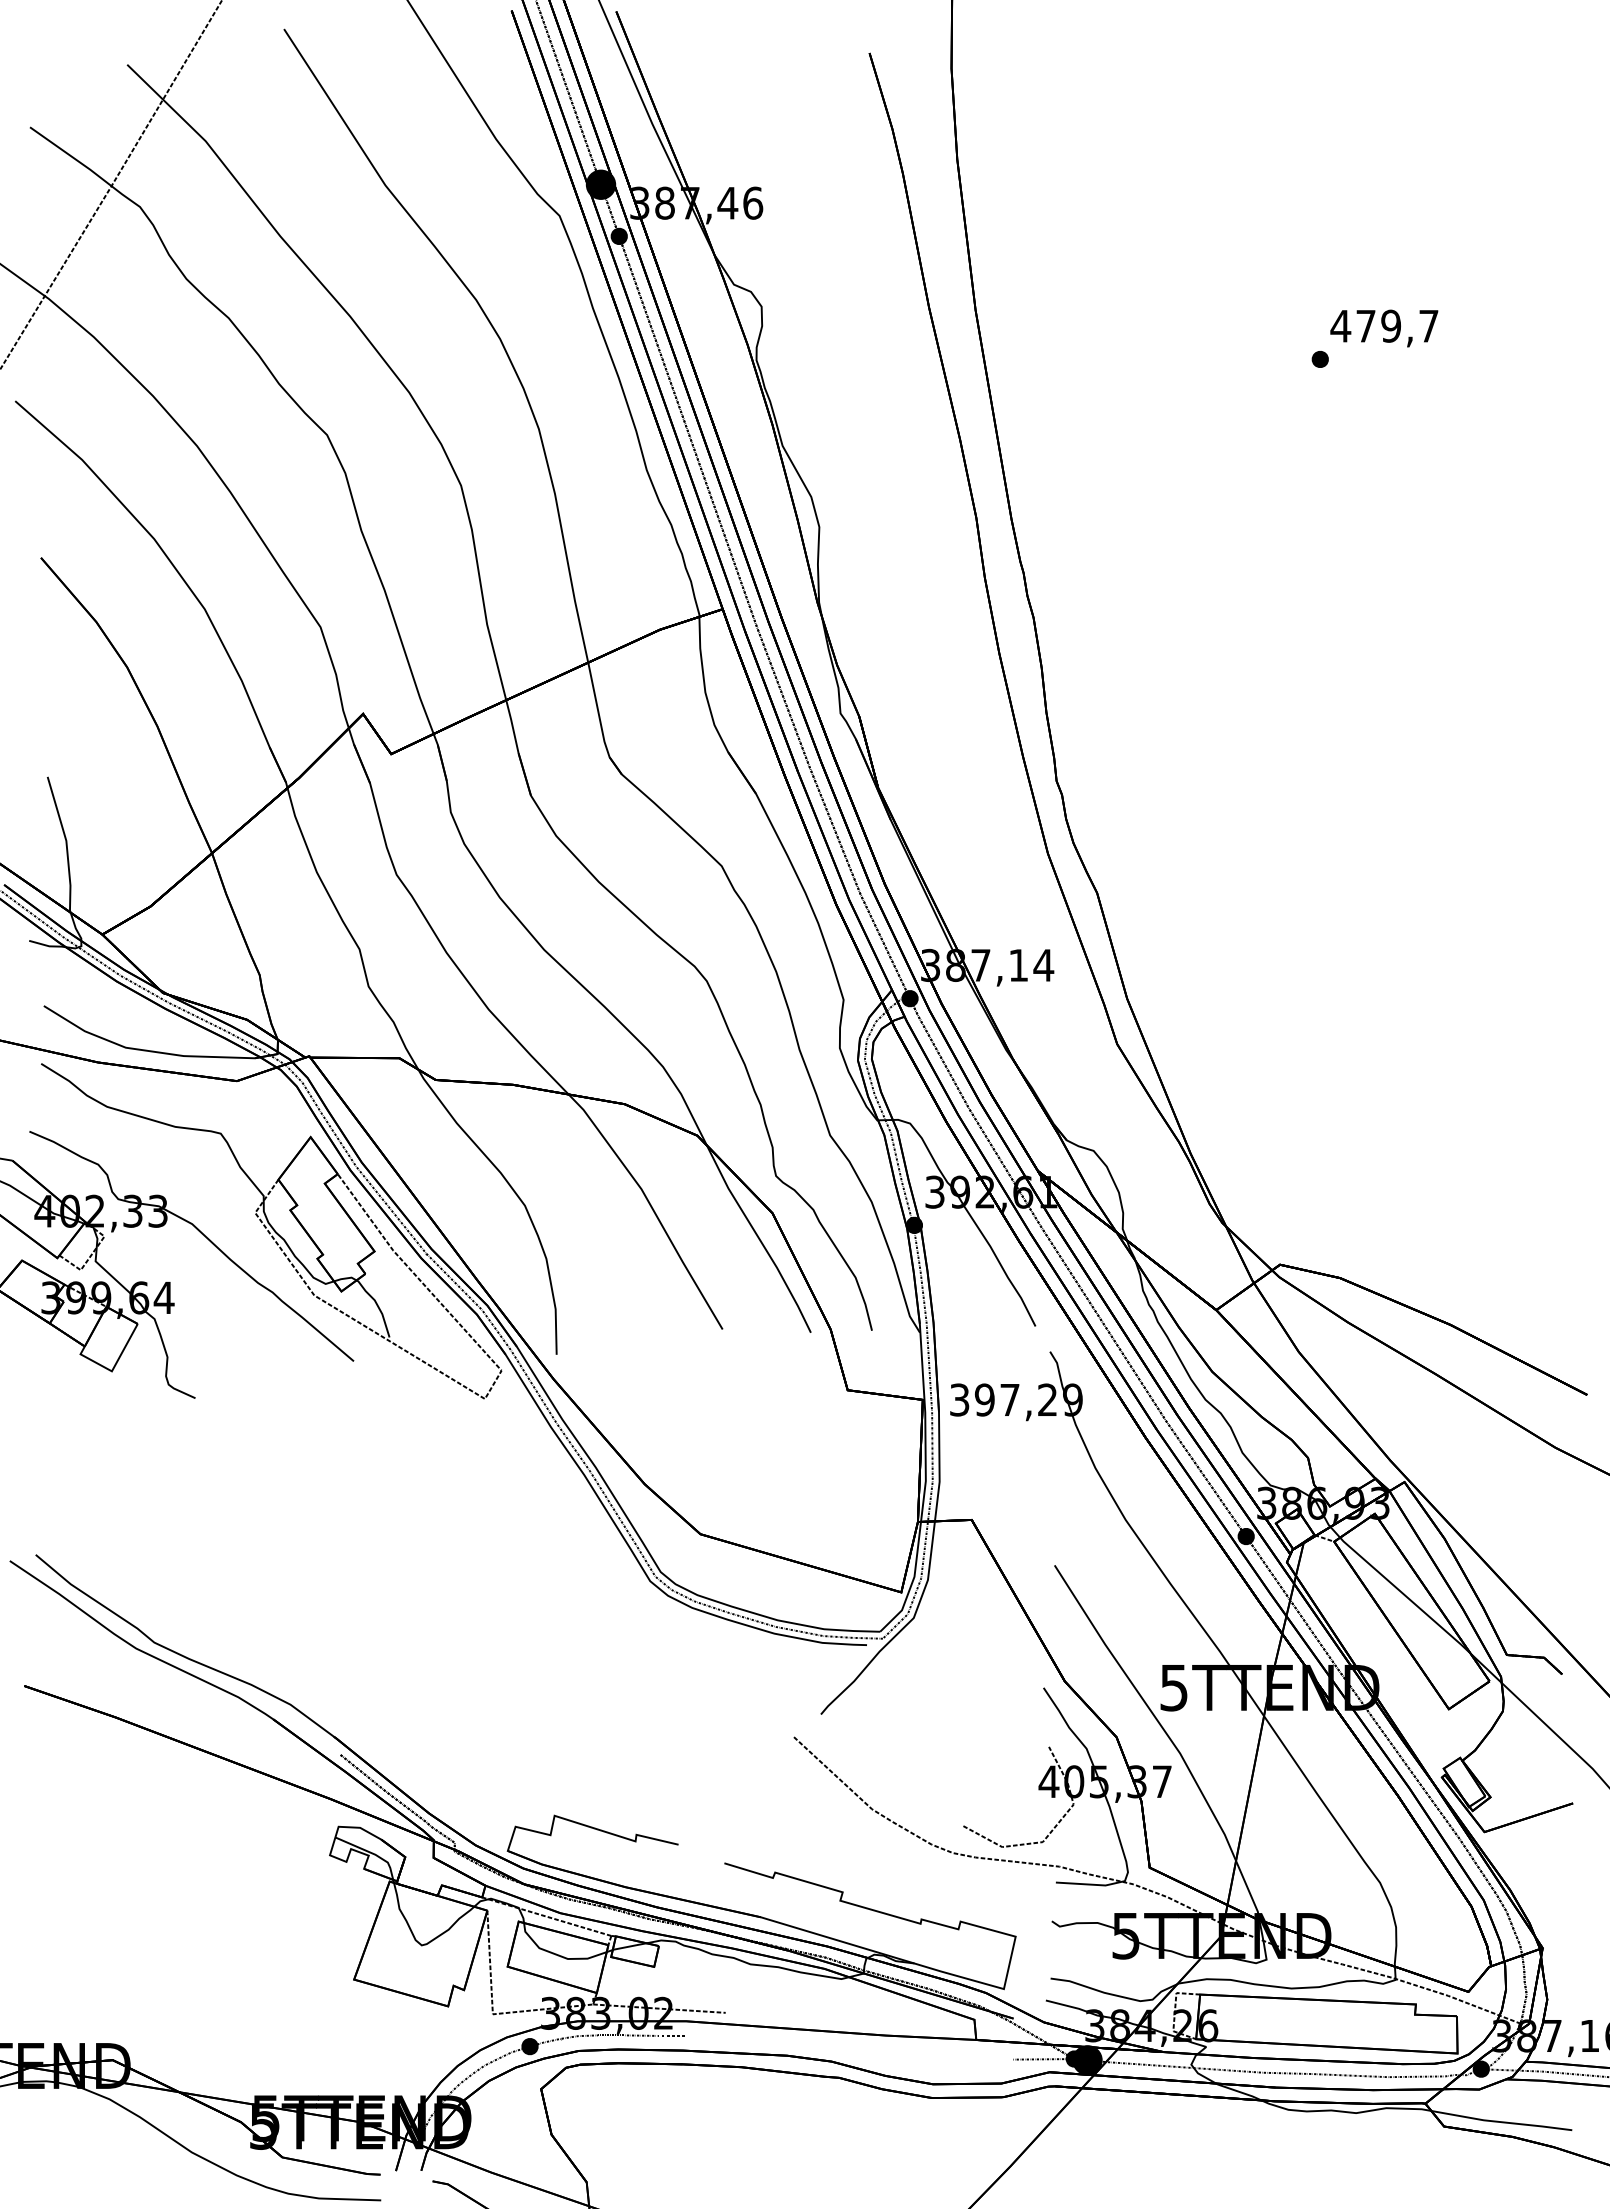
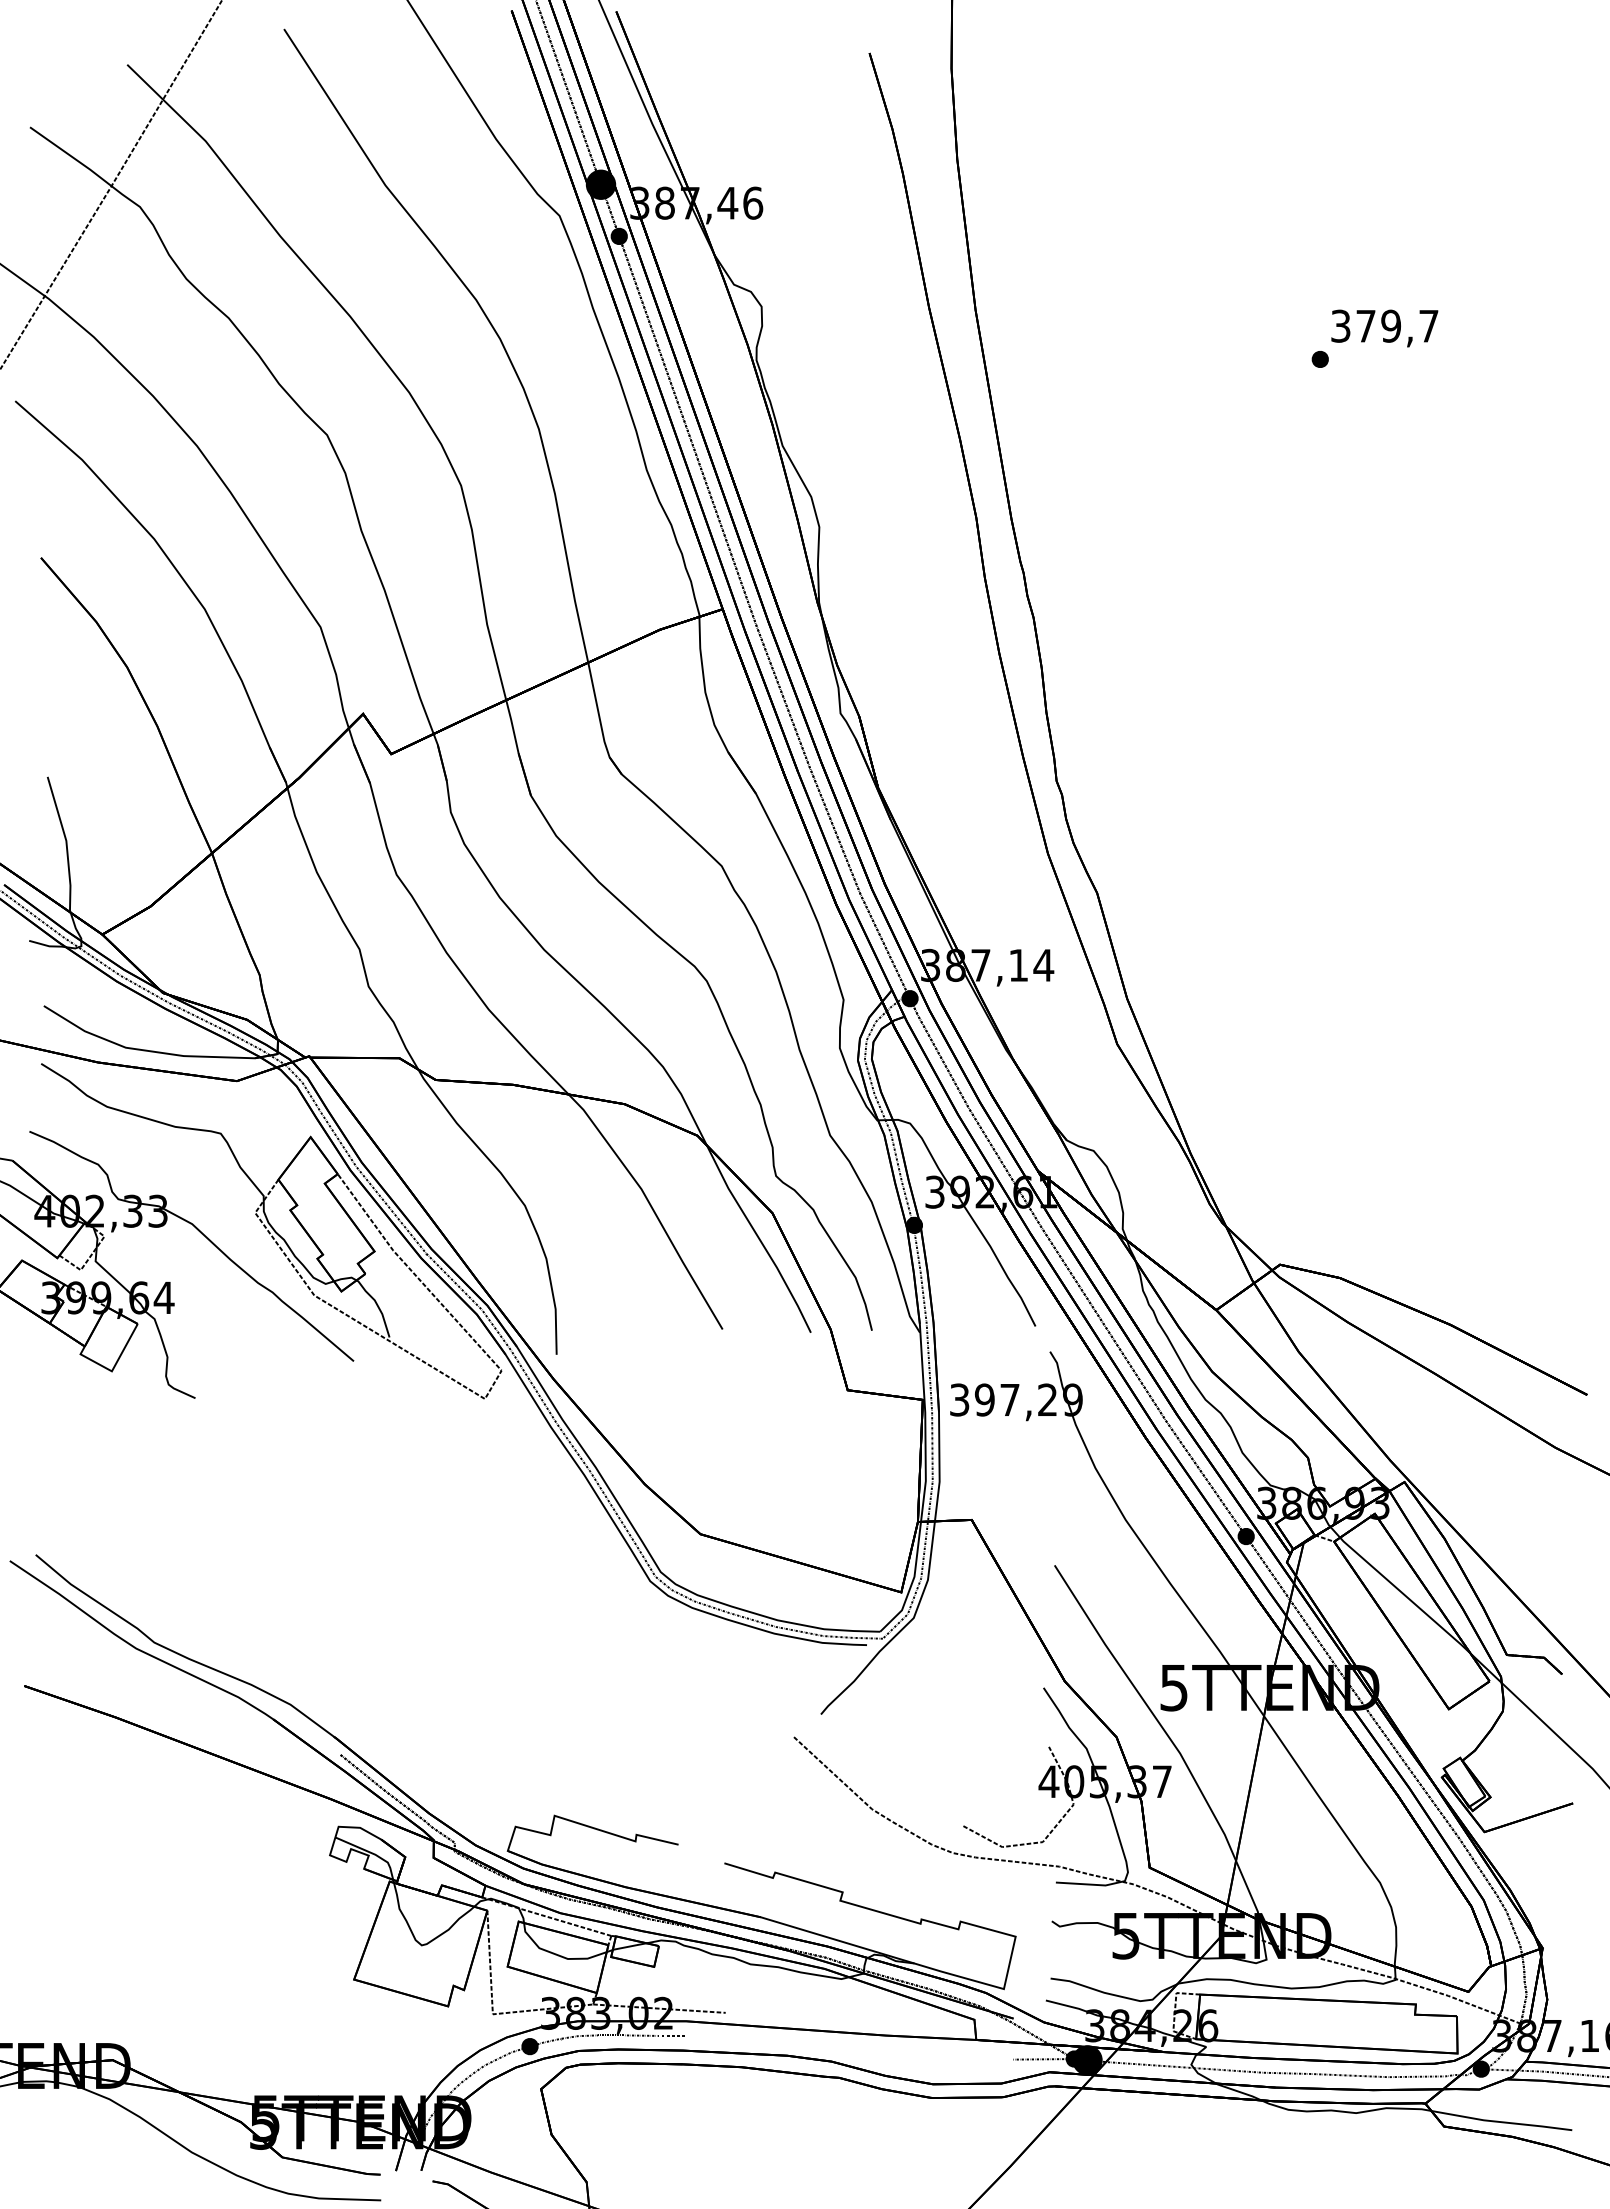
text: 479,7 -> 379,7 (1340, 325)
